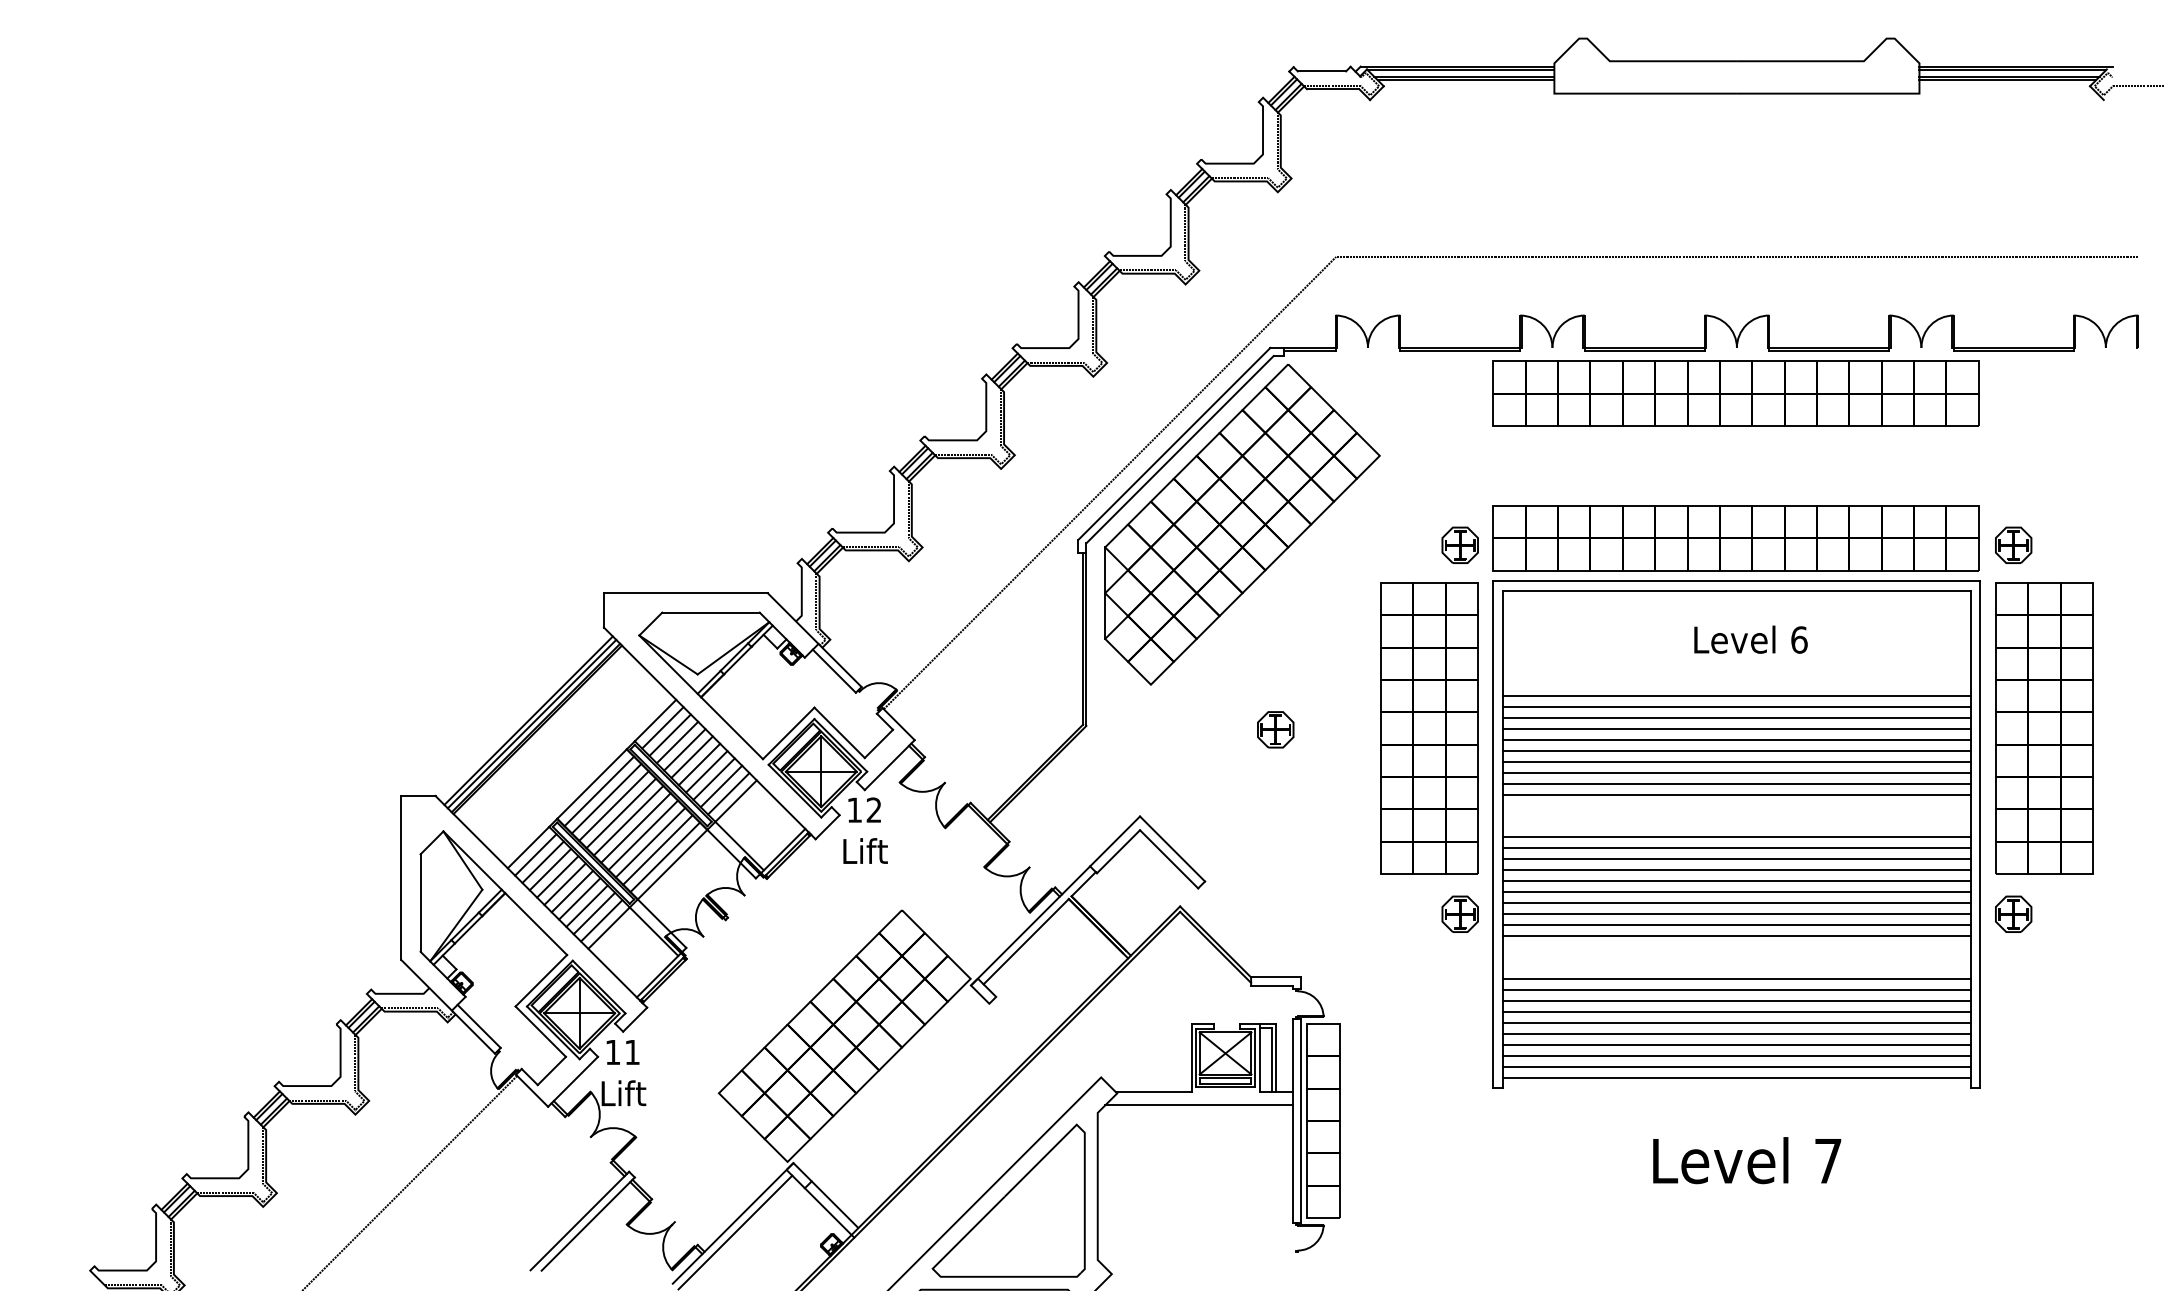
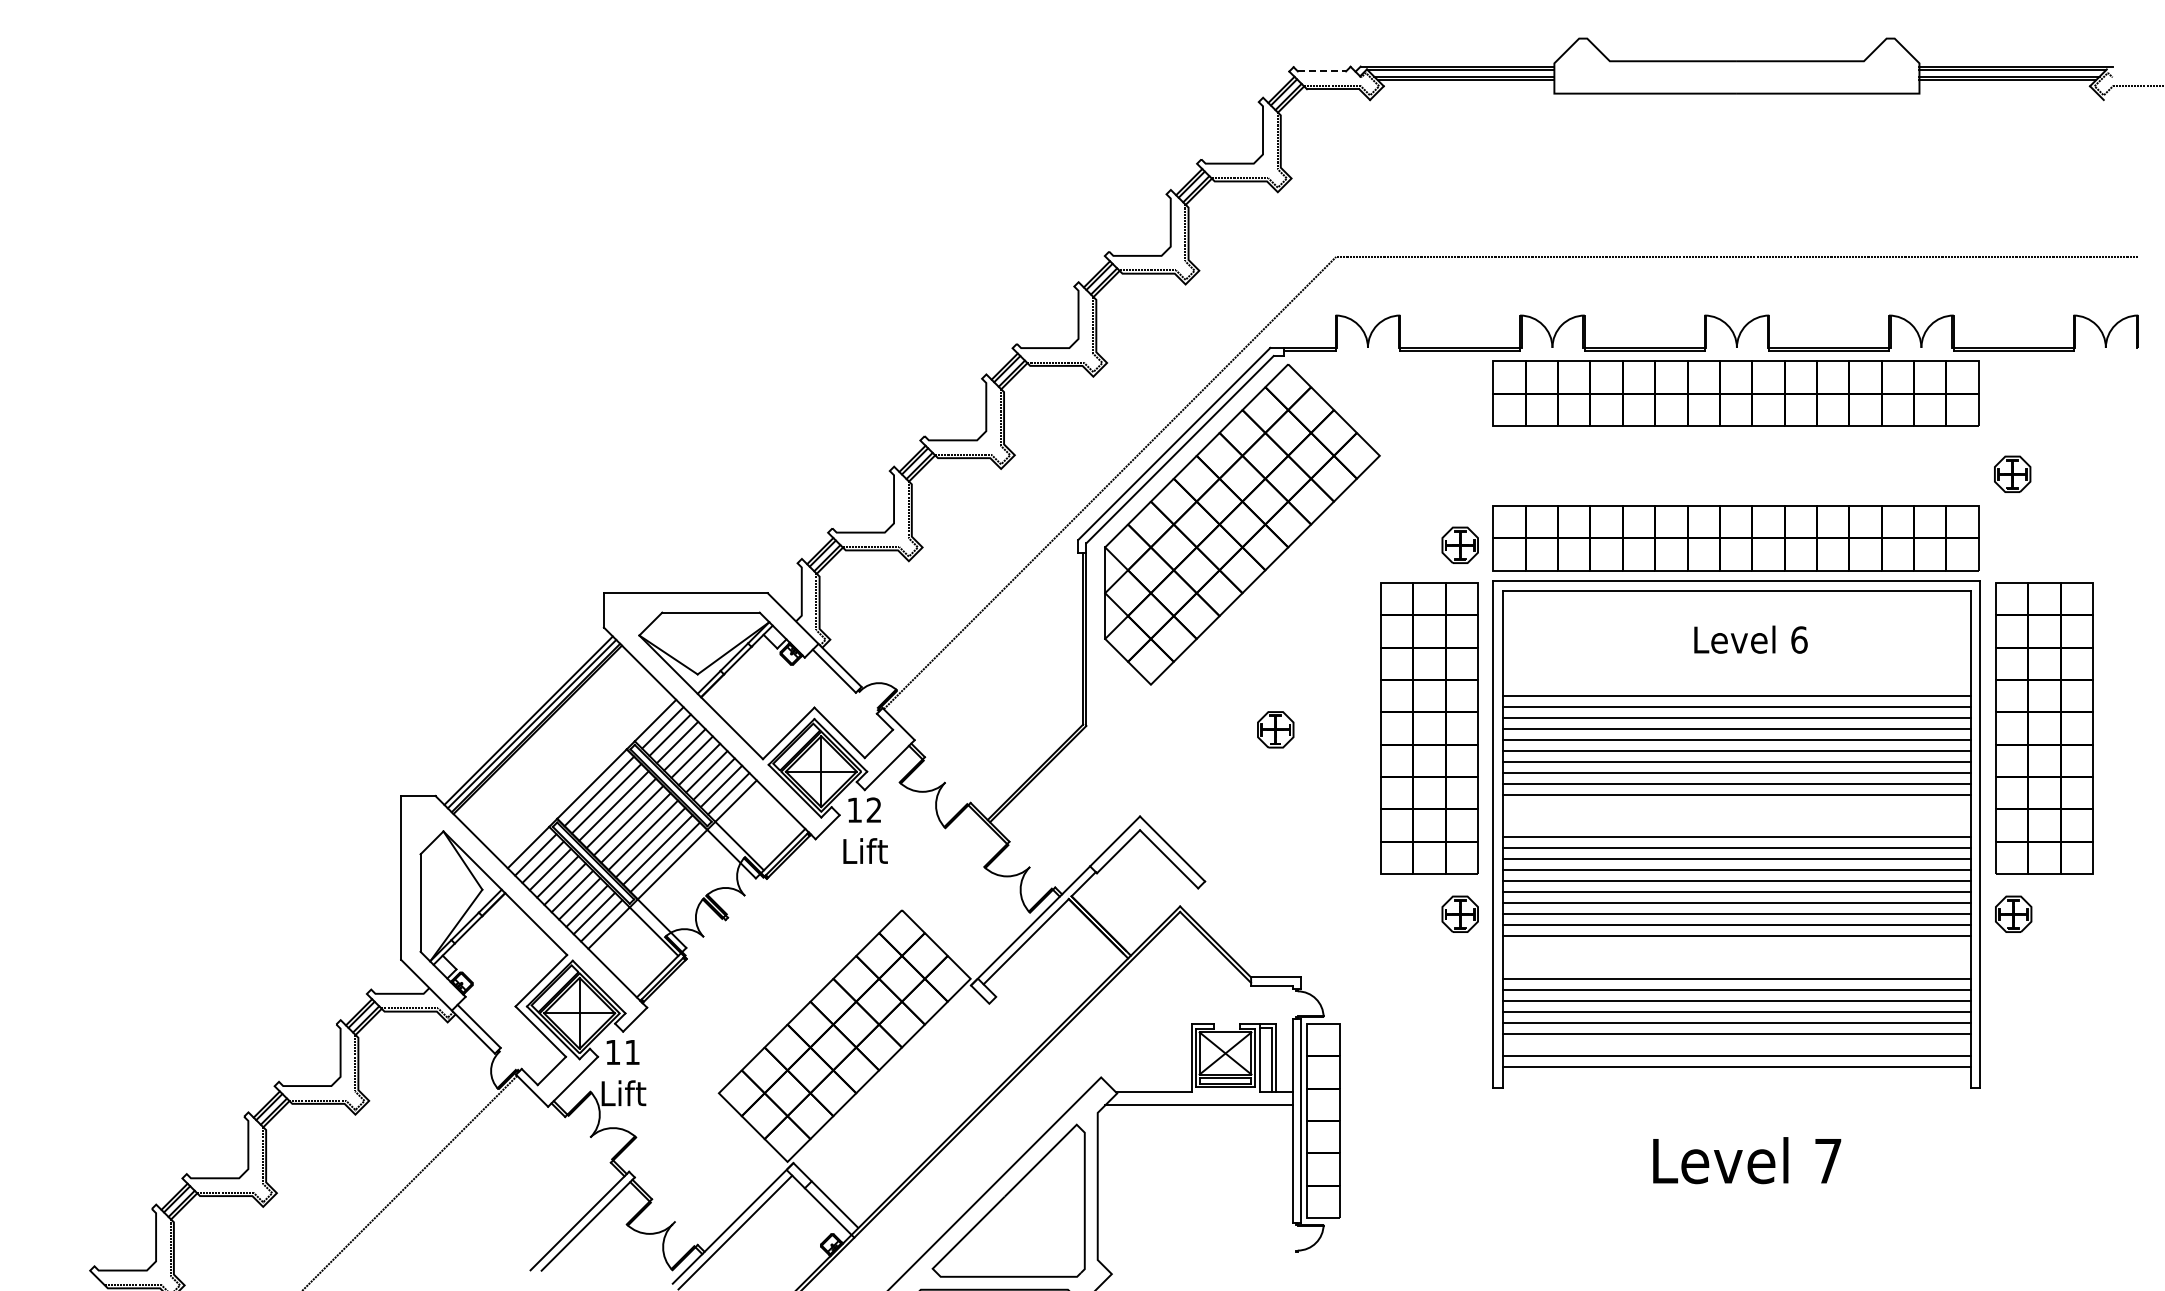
line: solid -> dashed (1322, 71)
part position: (2013, 544) -> (2012, 473) (2012, 473)
line: present -> none (1736, 1045)
line: present -> none (1736, 1078)
